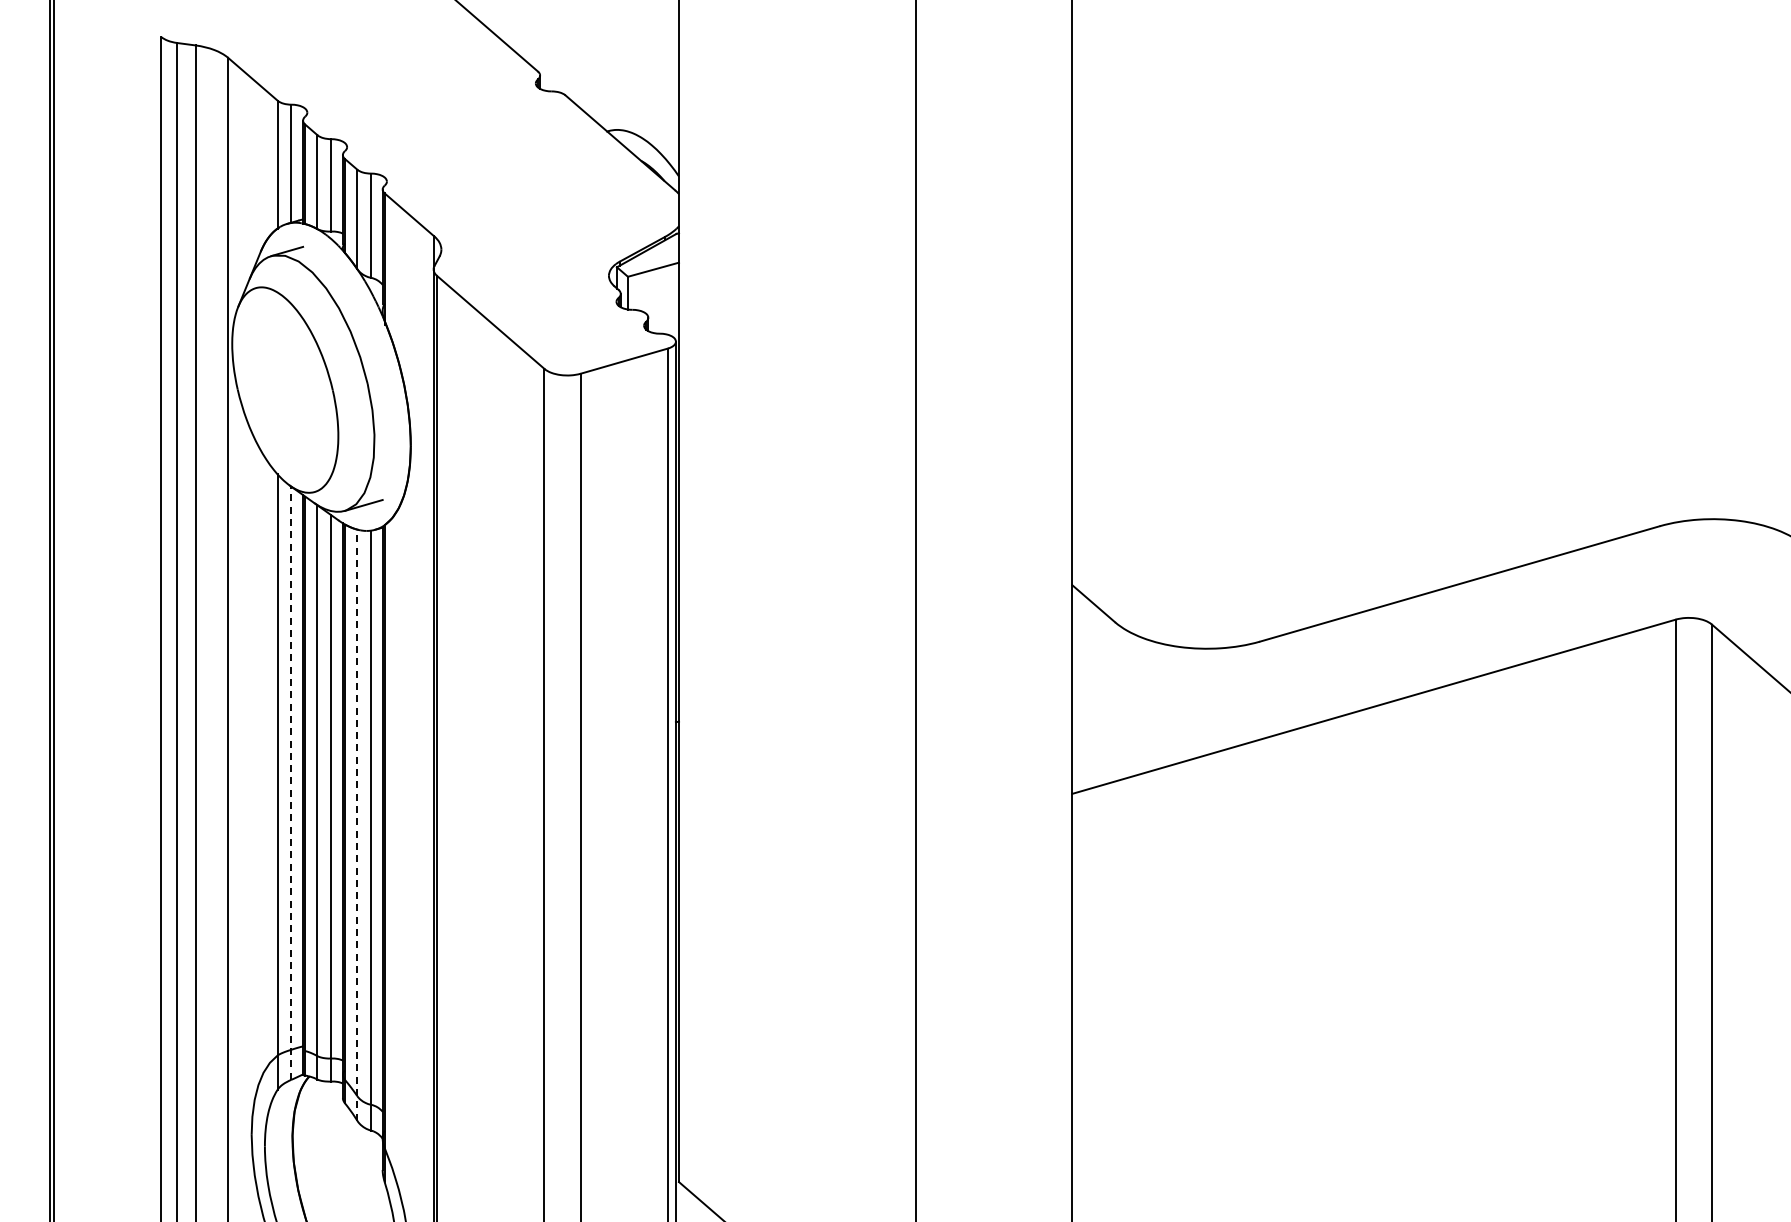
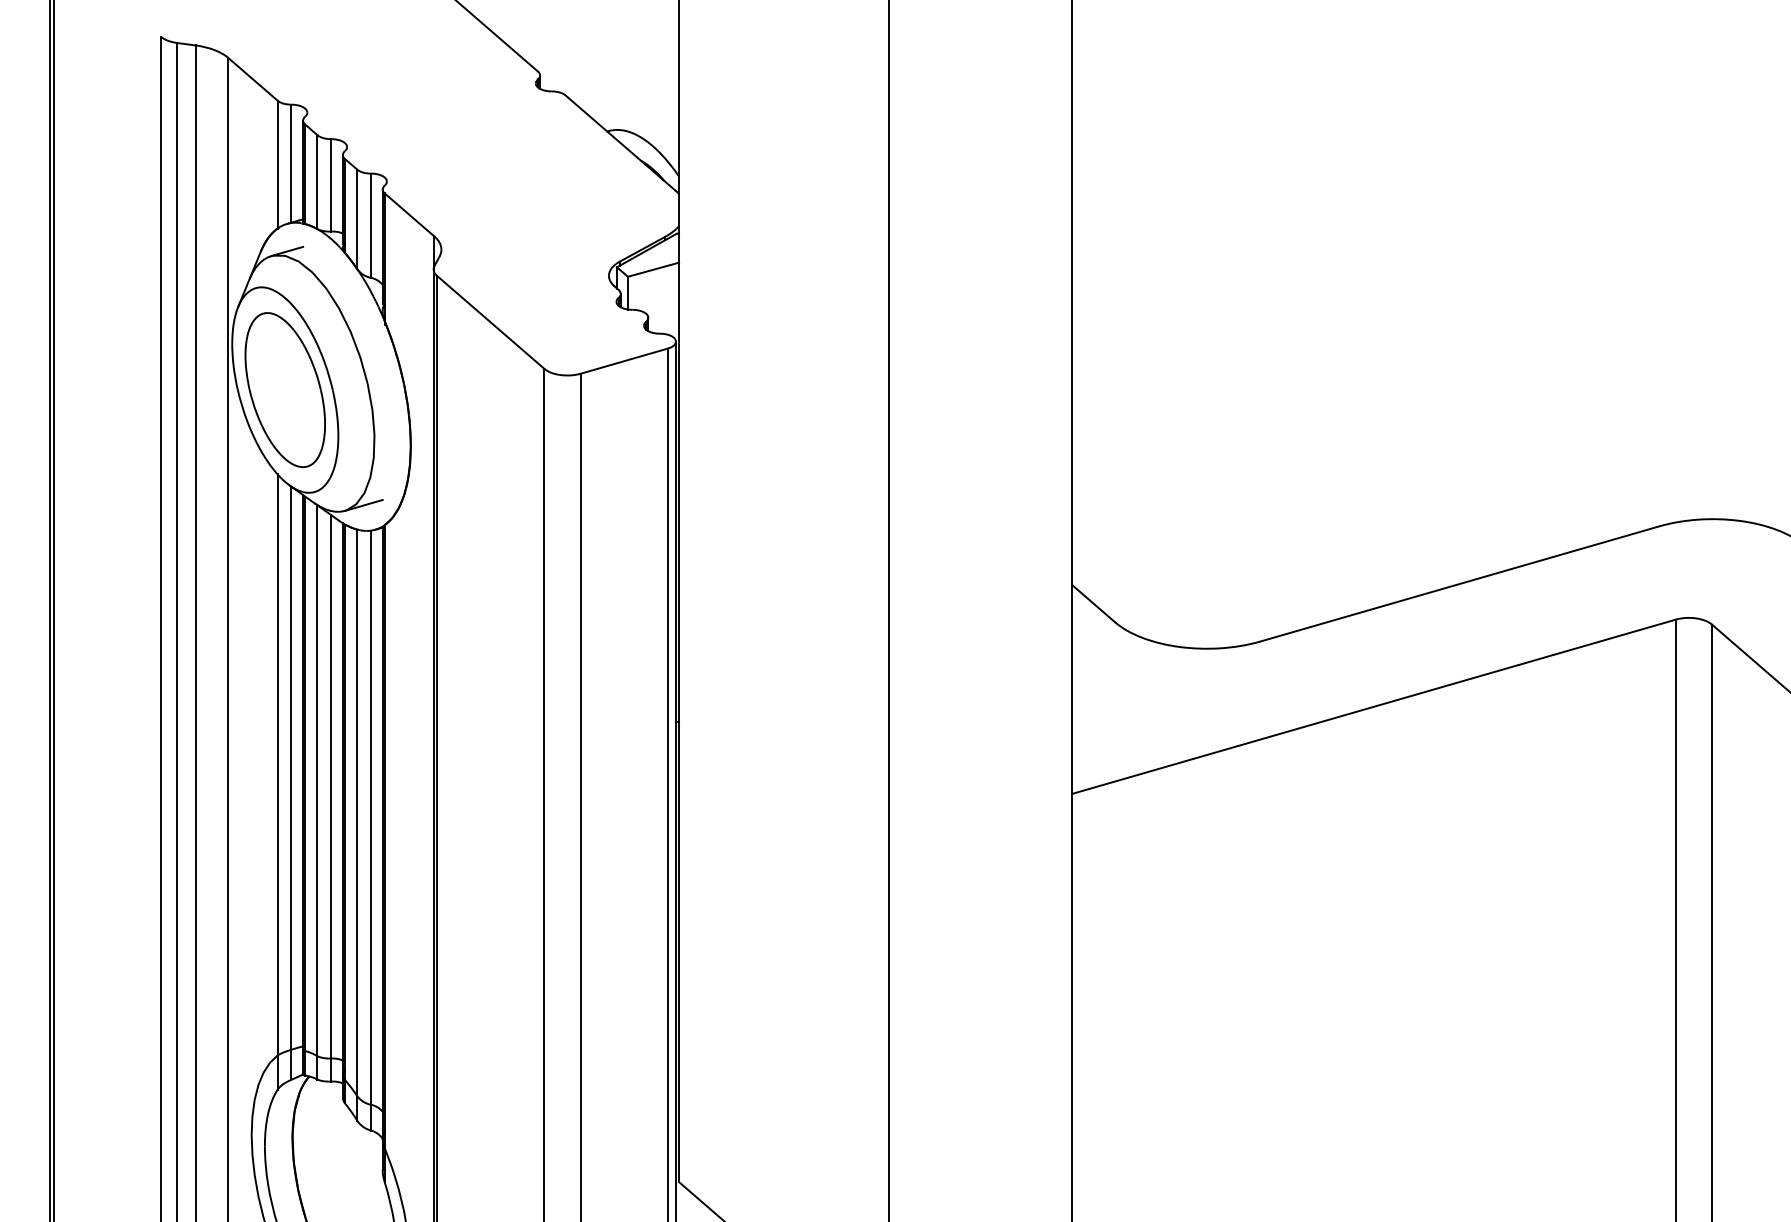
part: none -> present (284, 389)
line position: (915, 610) -> (888, 610) (888, 610)
line: dashed -> solid (291, 783)
line: dashed -> solid (357, 825)
